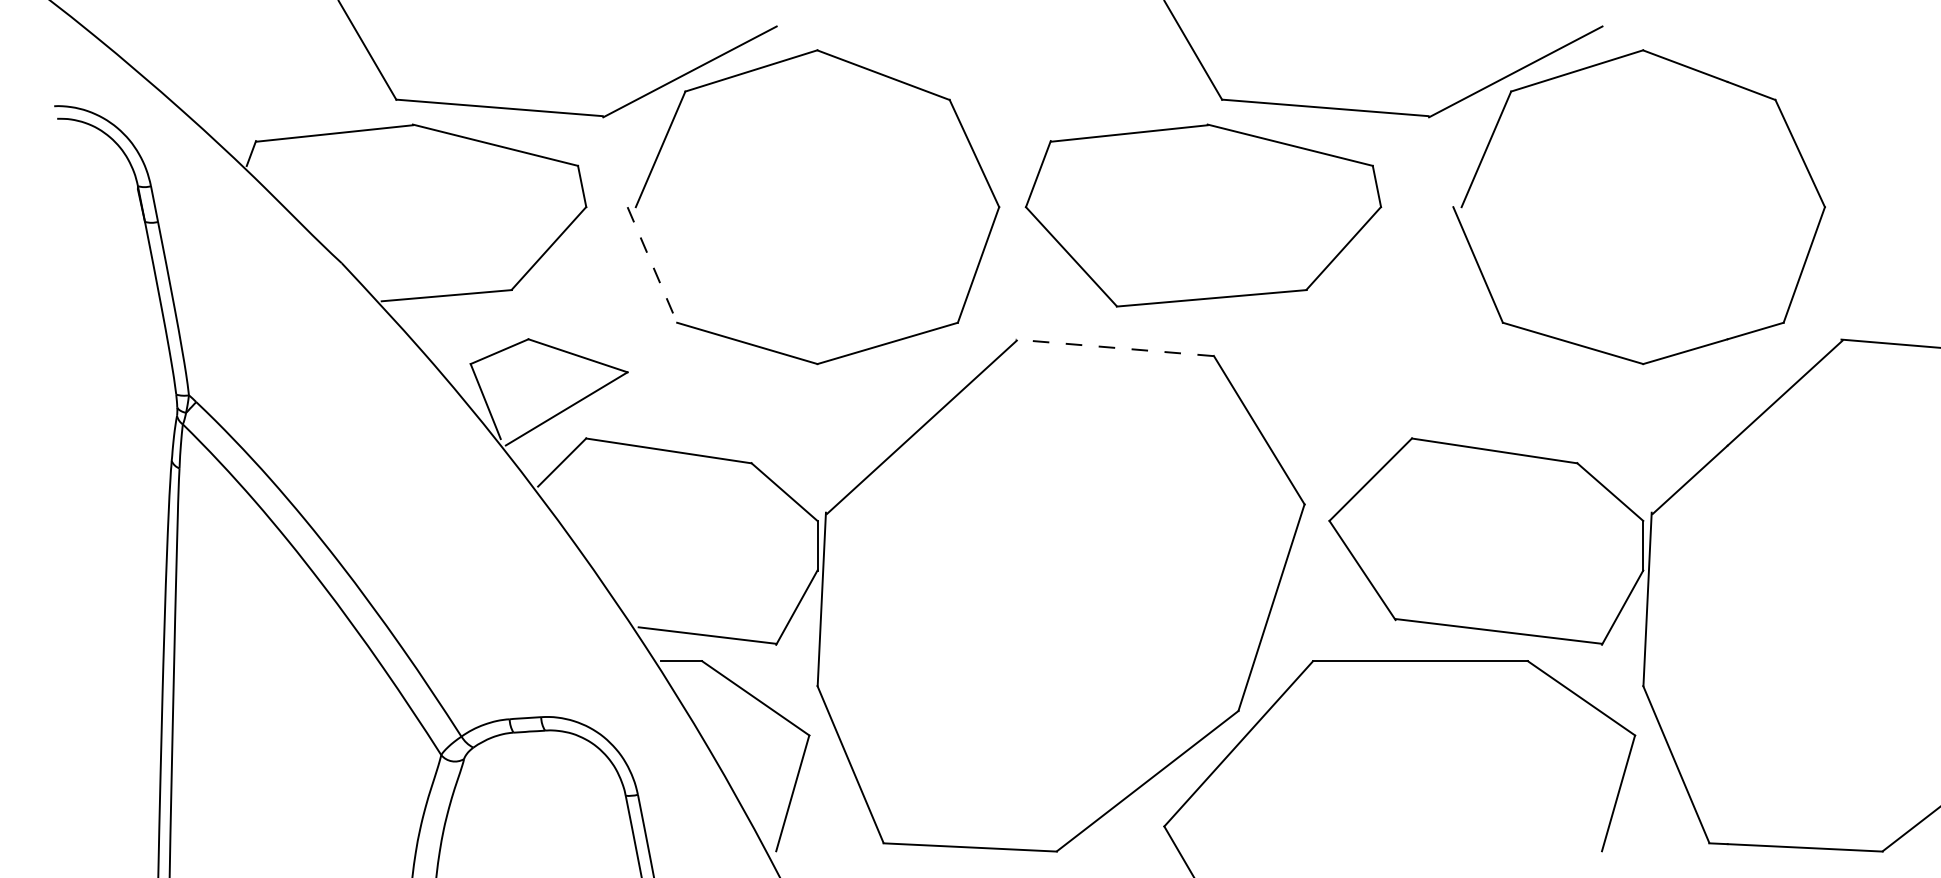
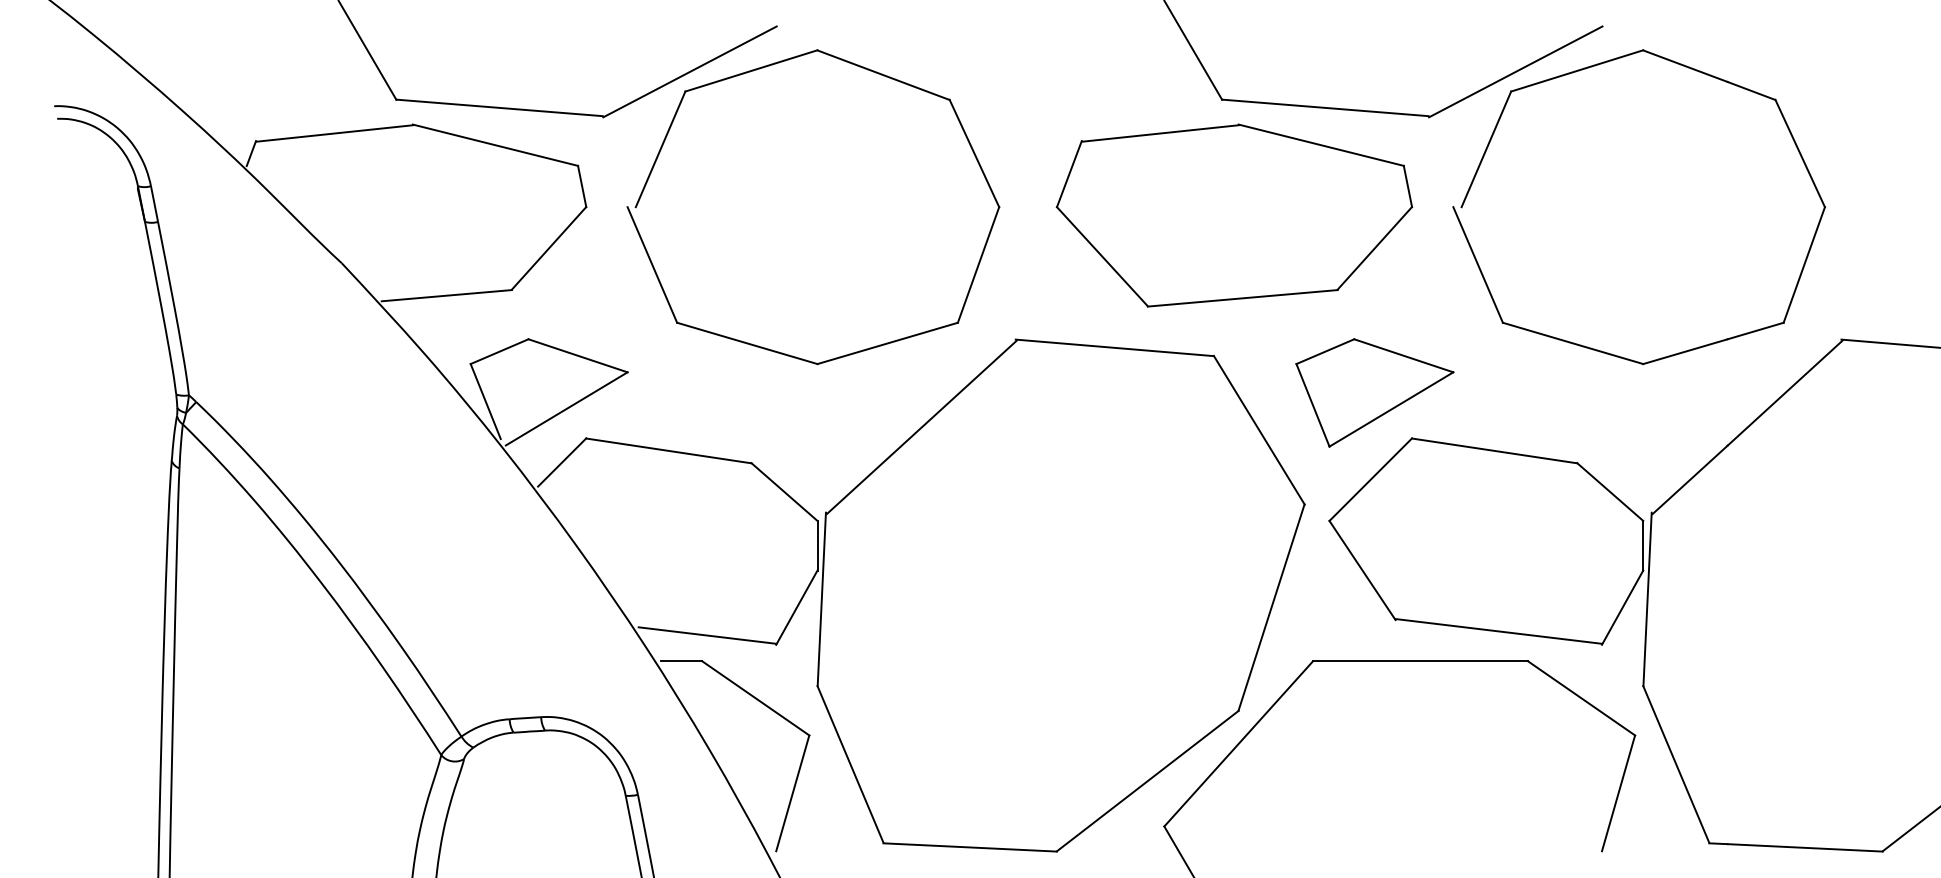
part position: (1203, 215) -> (1234, 215) (1234, 215)
line: dashed -> solid (652, 264)
line: dashed -> solid (1114, 347)
part: none -> present (1374, 392)
